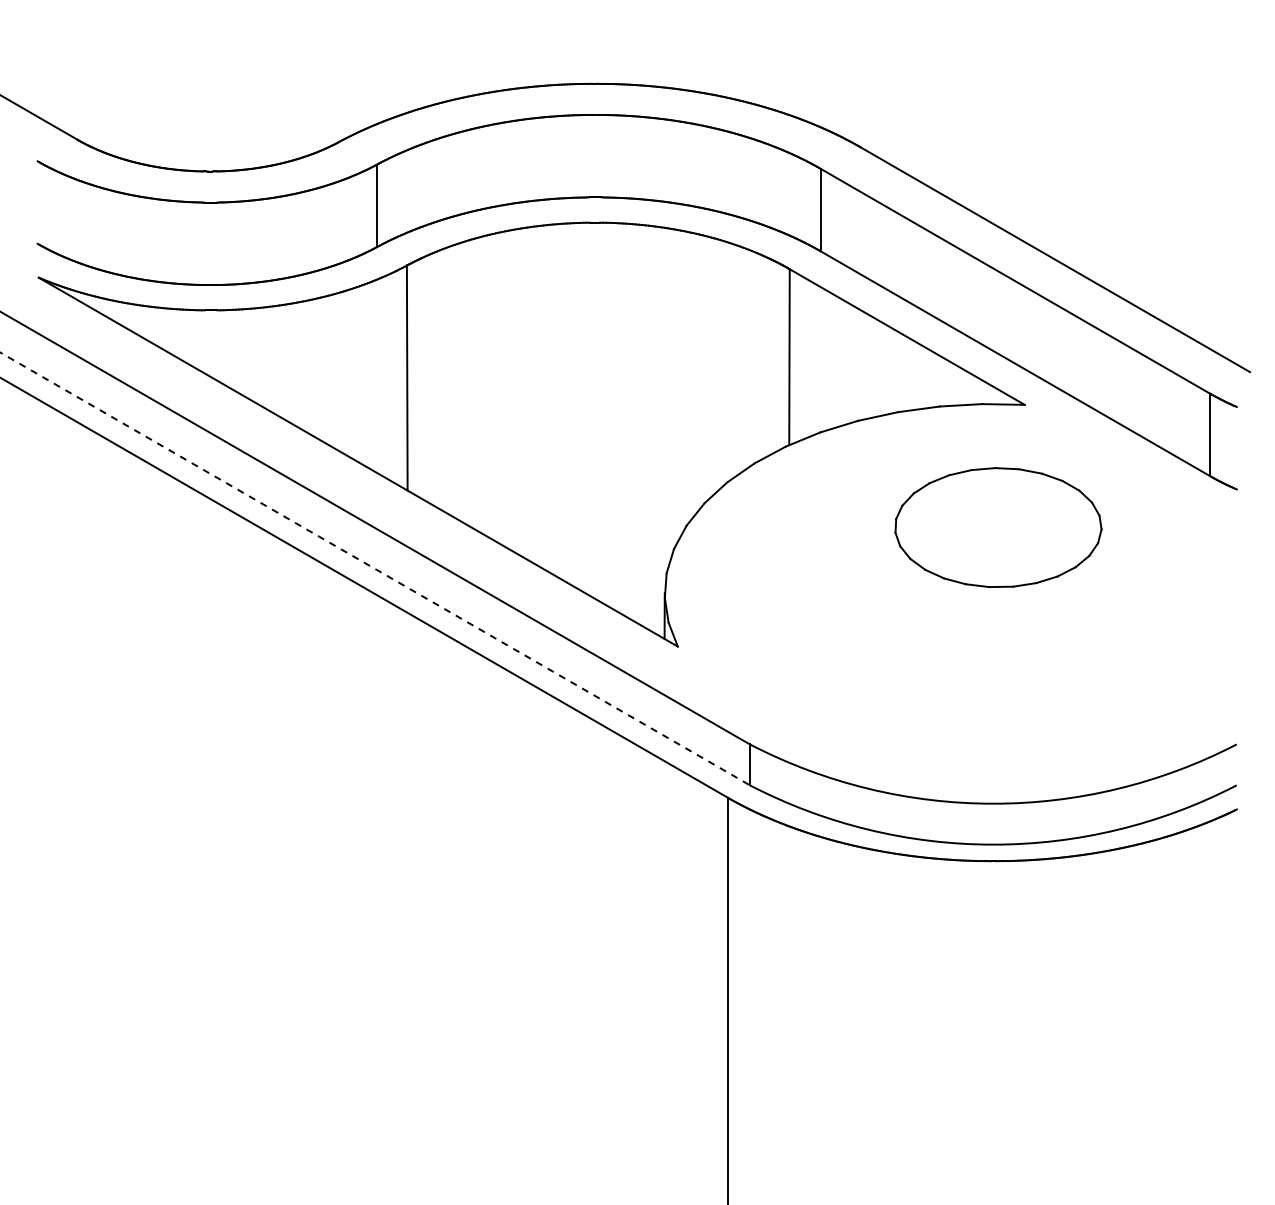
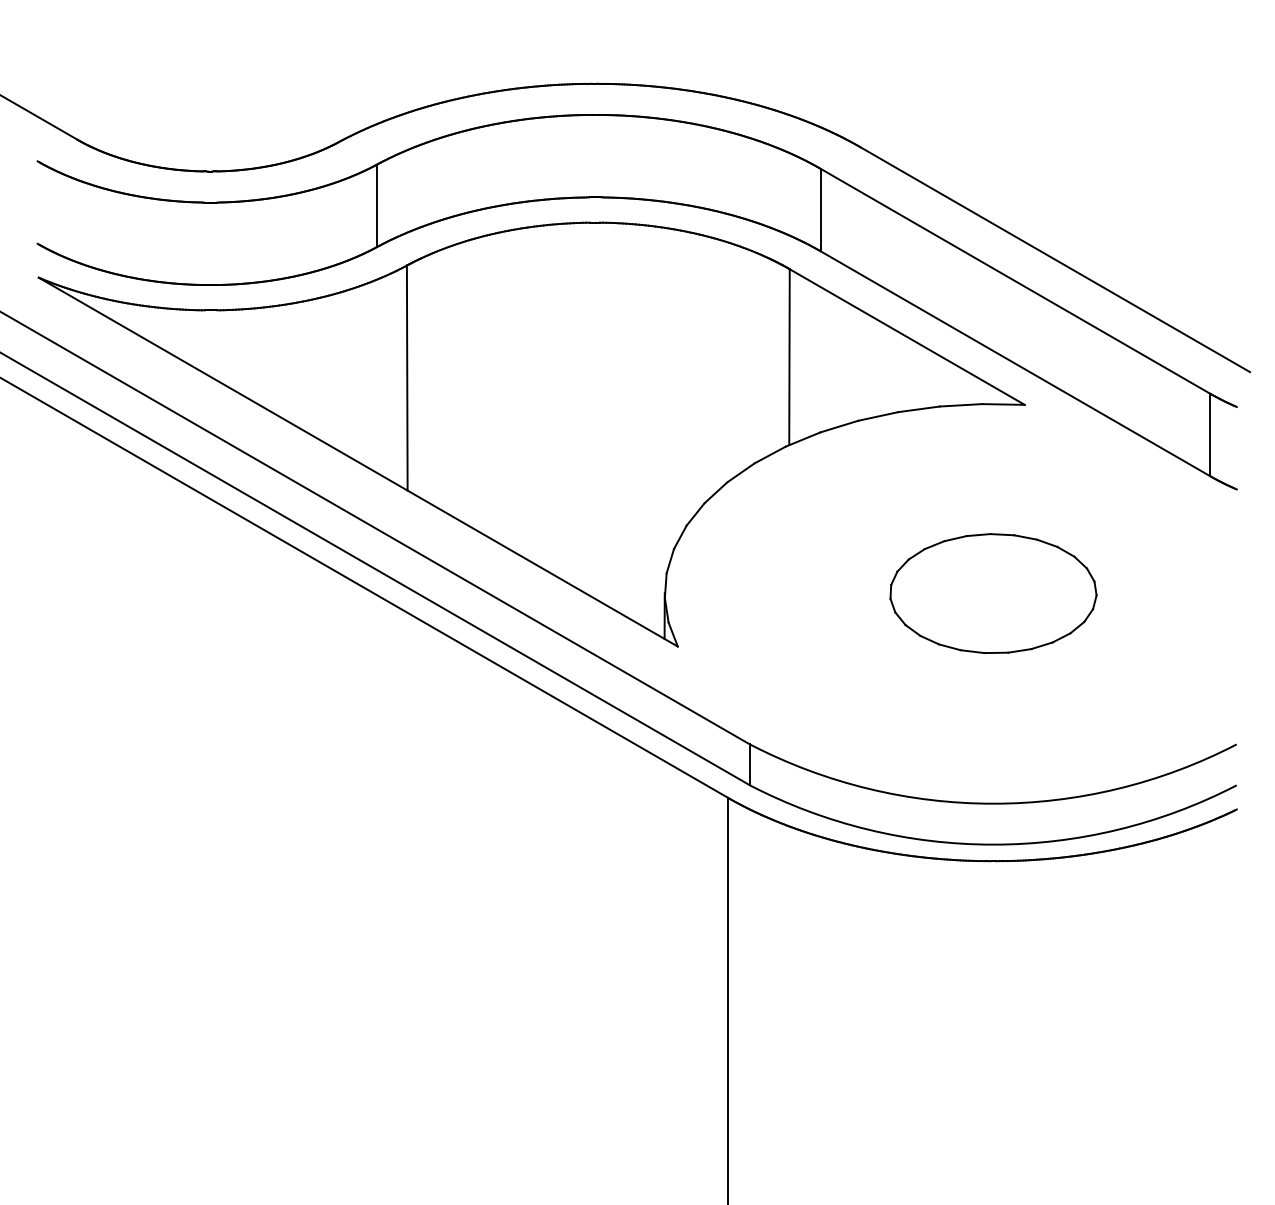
part position: (998, 527) -> (993, 593) (993, 593)
line: dashed -> solid (375, 568)
